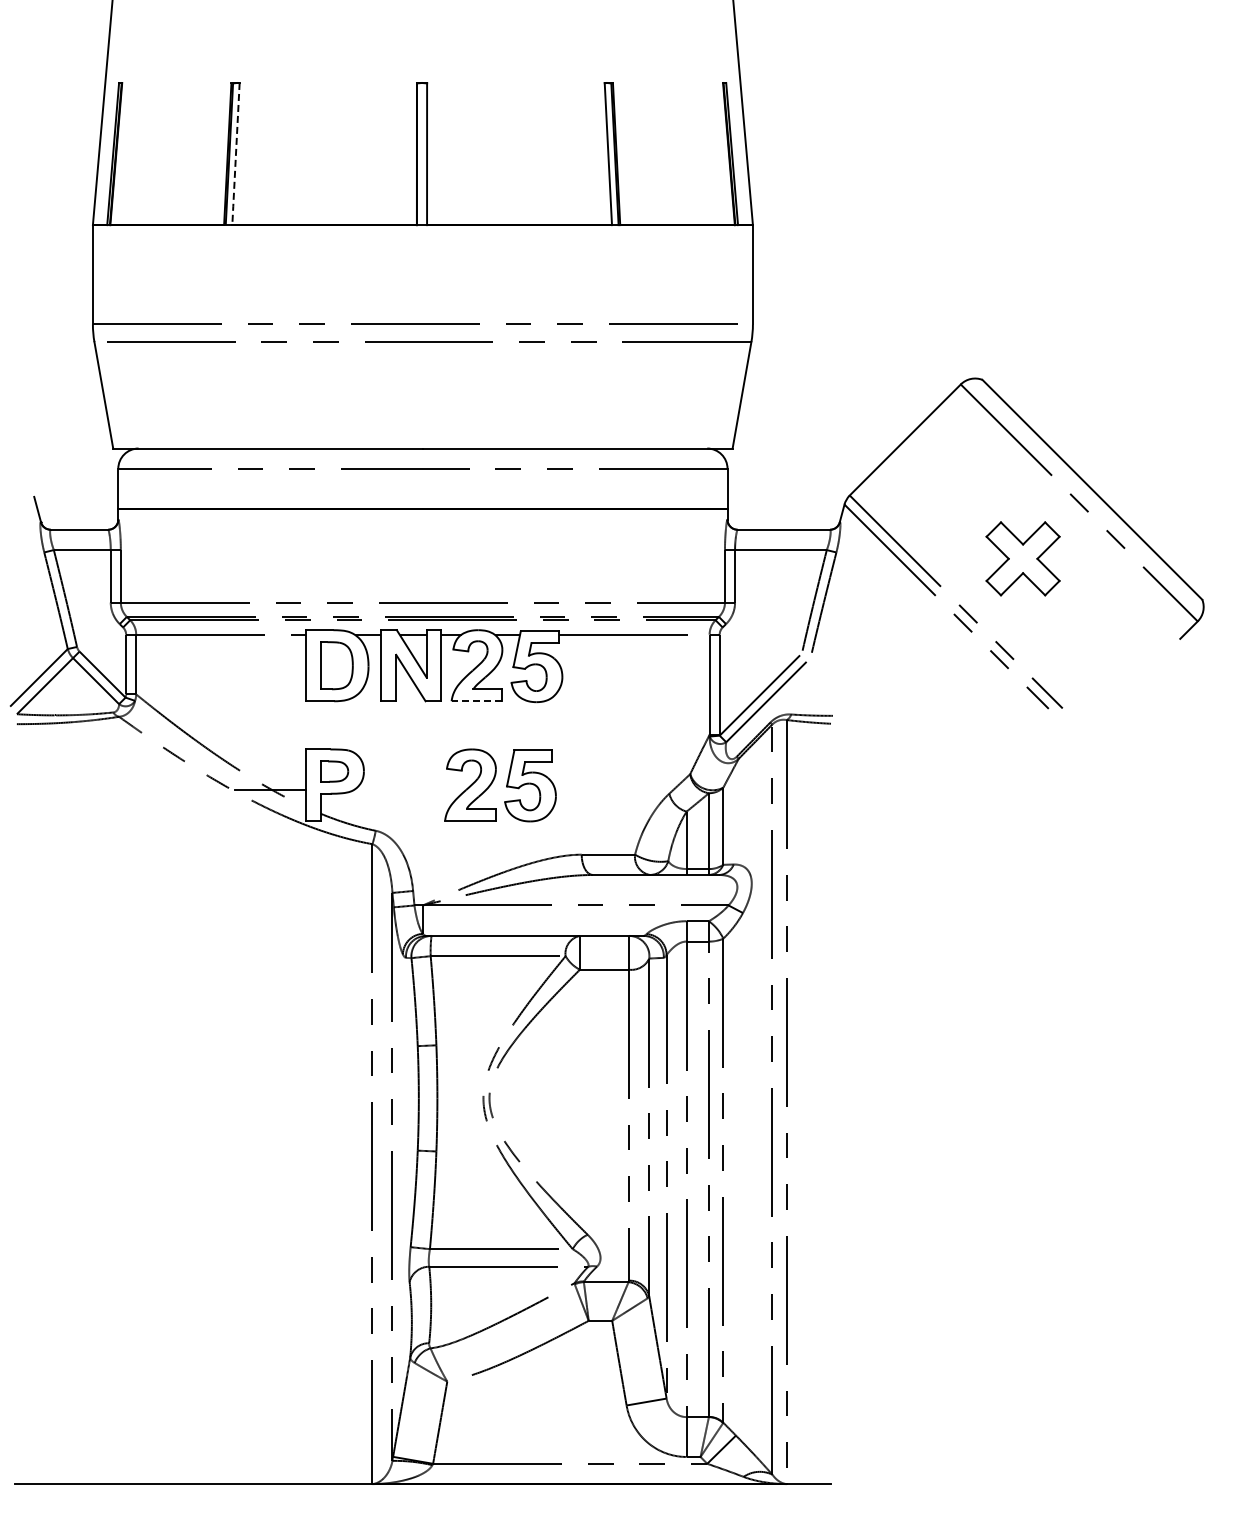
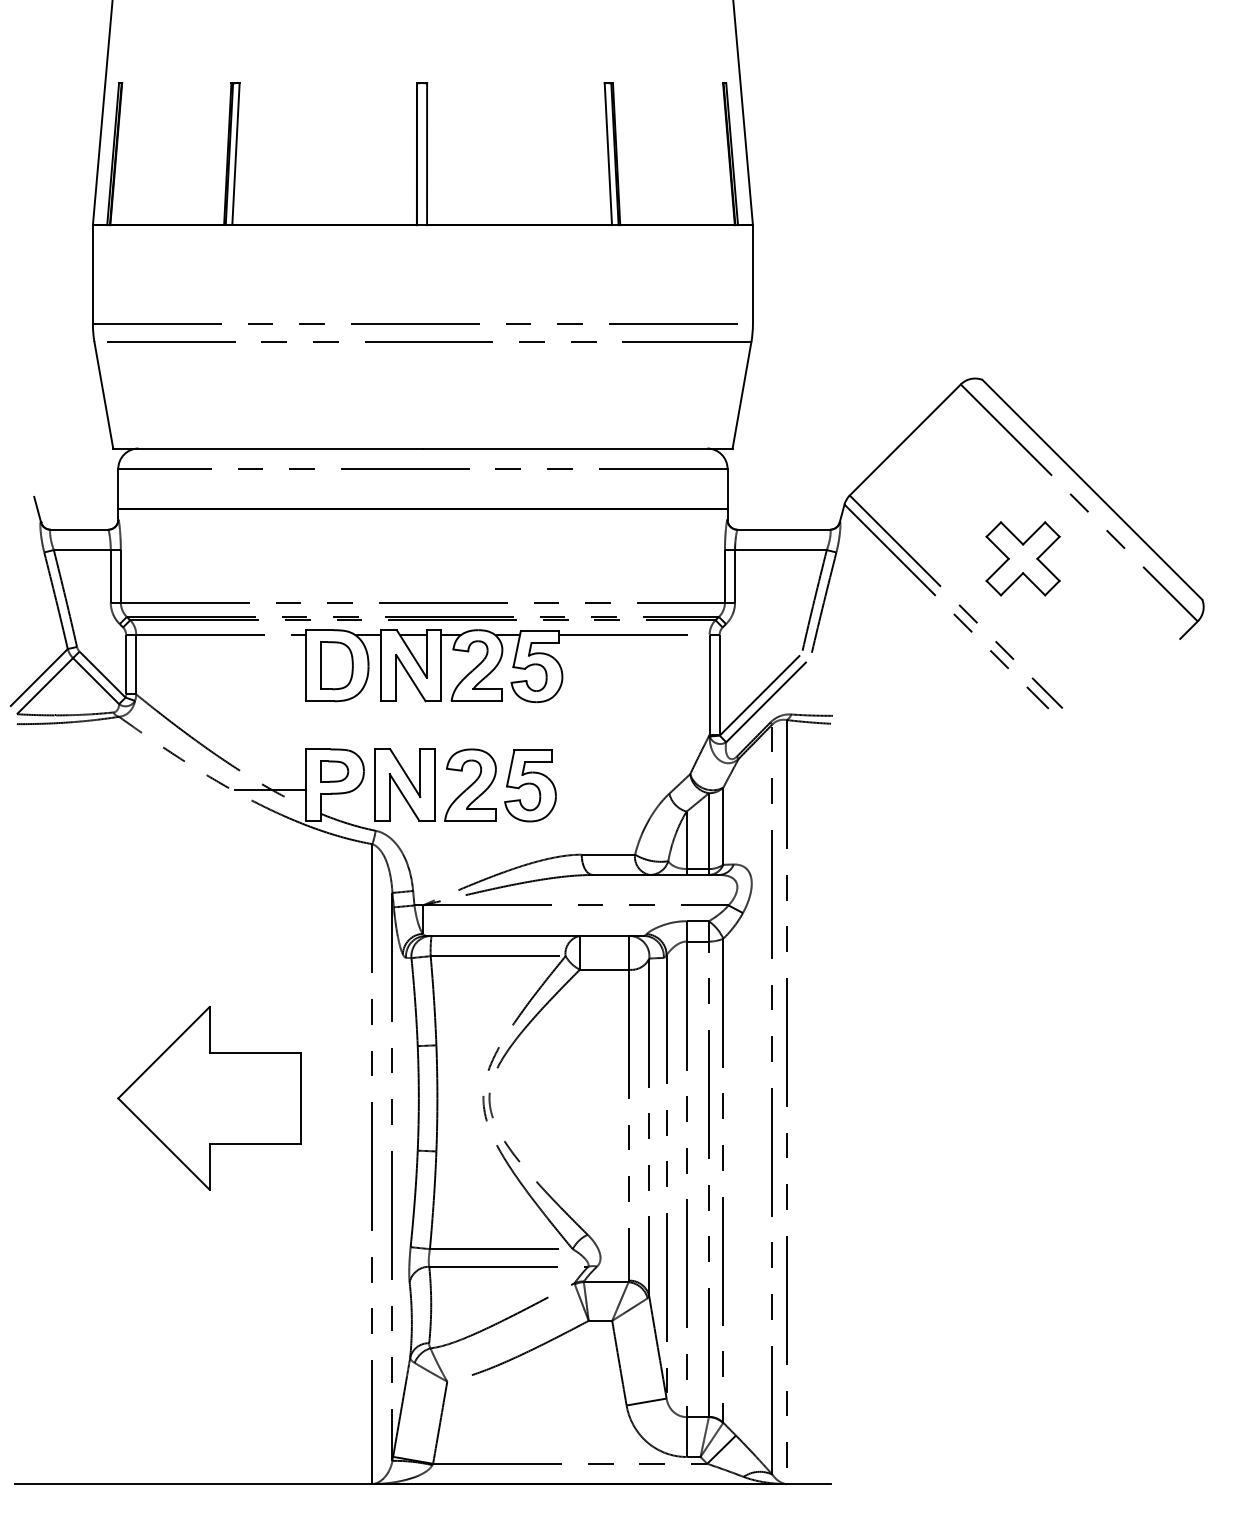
line: dashed -> solid (235, 155)
line: dashed -> solid (476, 701)
part: none -> present (404, 784)
part: none -> present (209, 1098)
